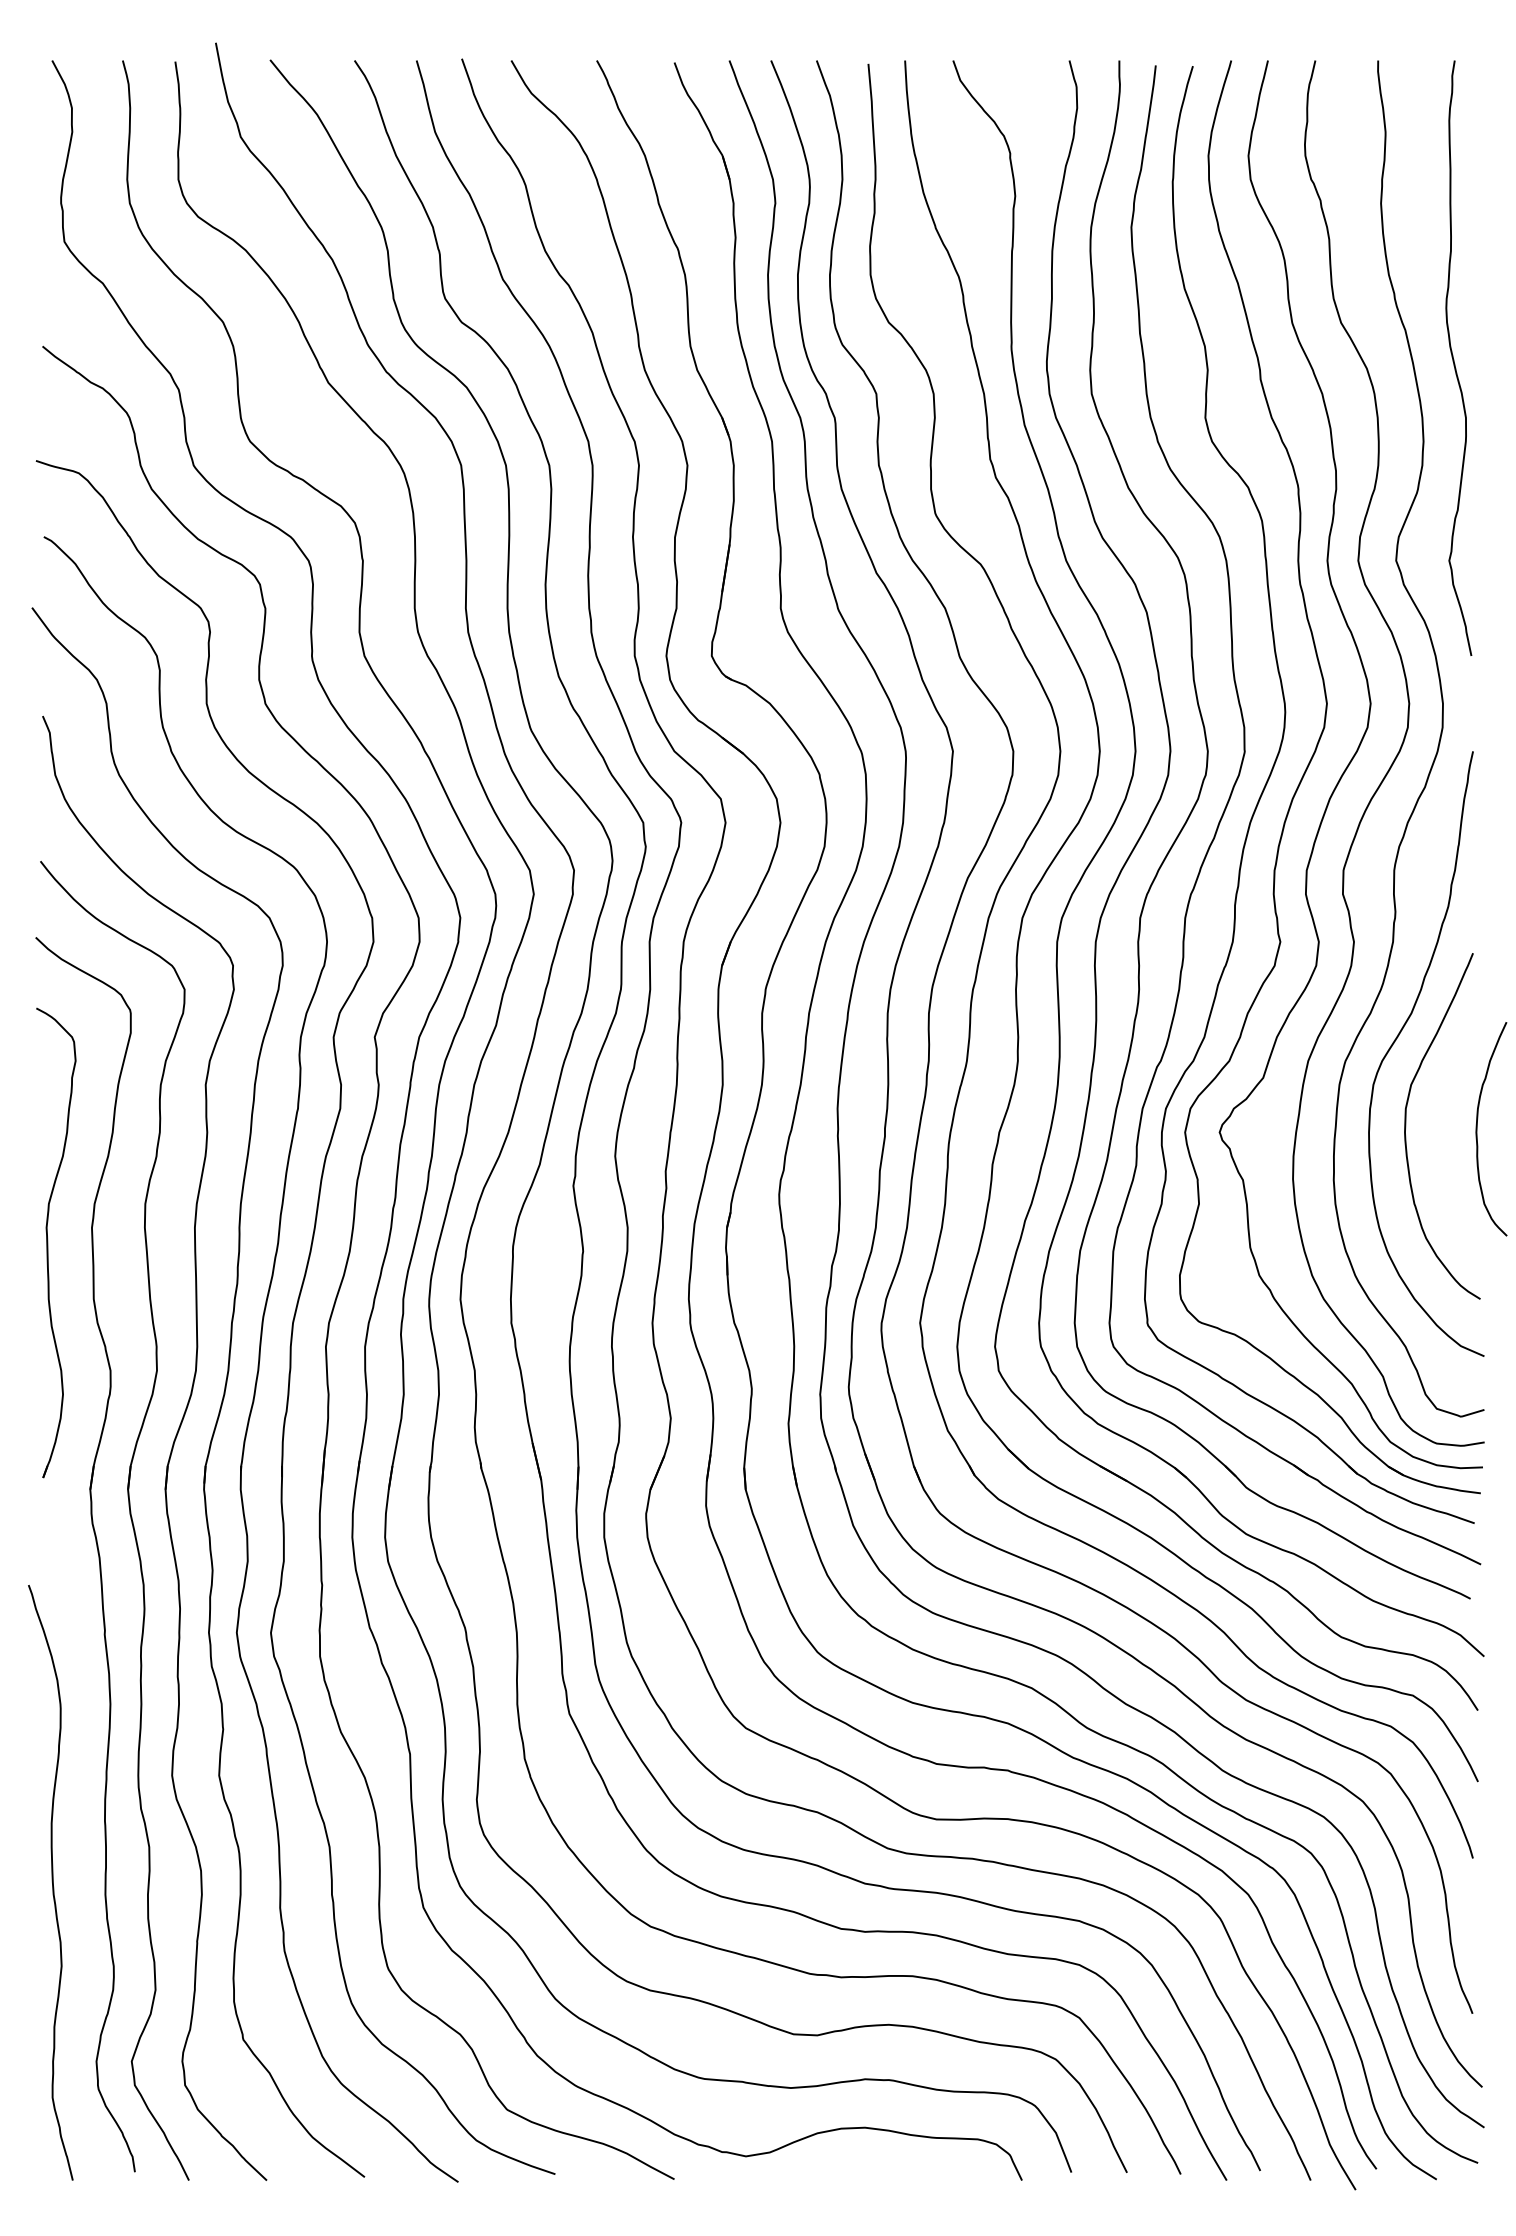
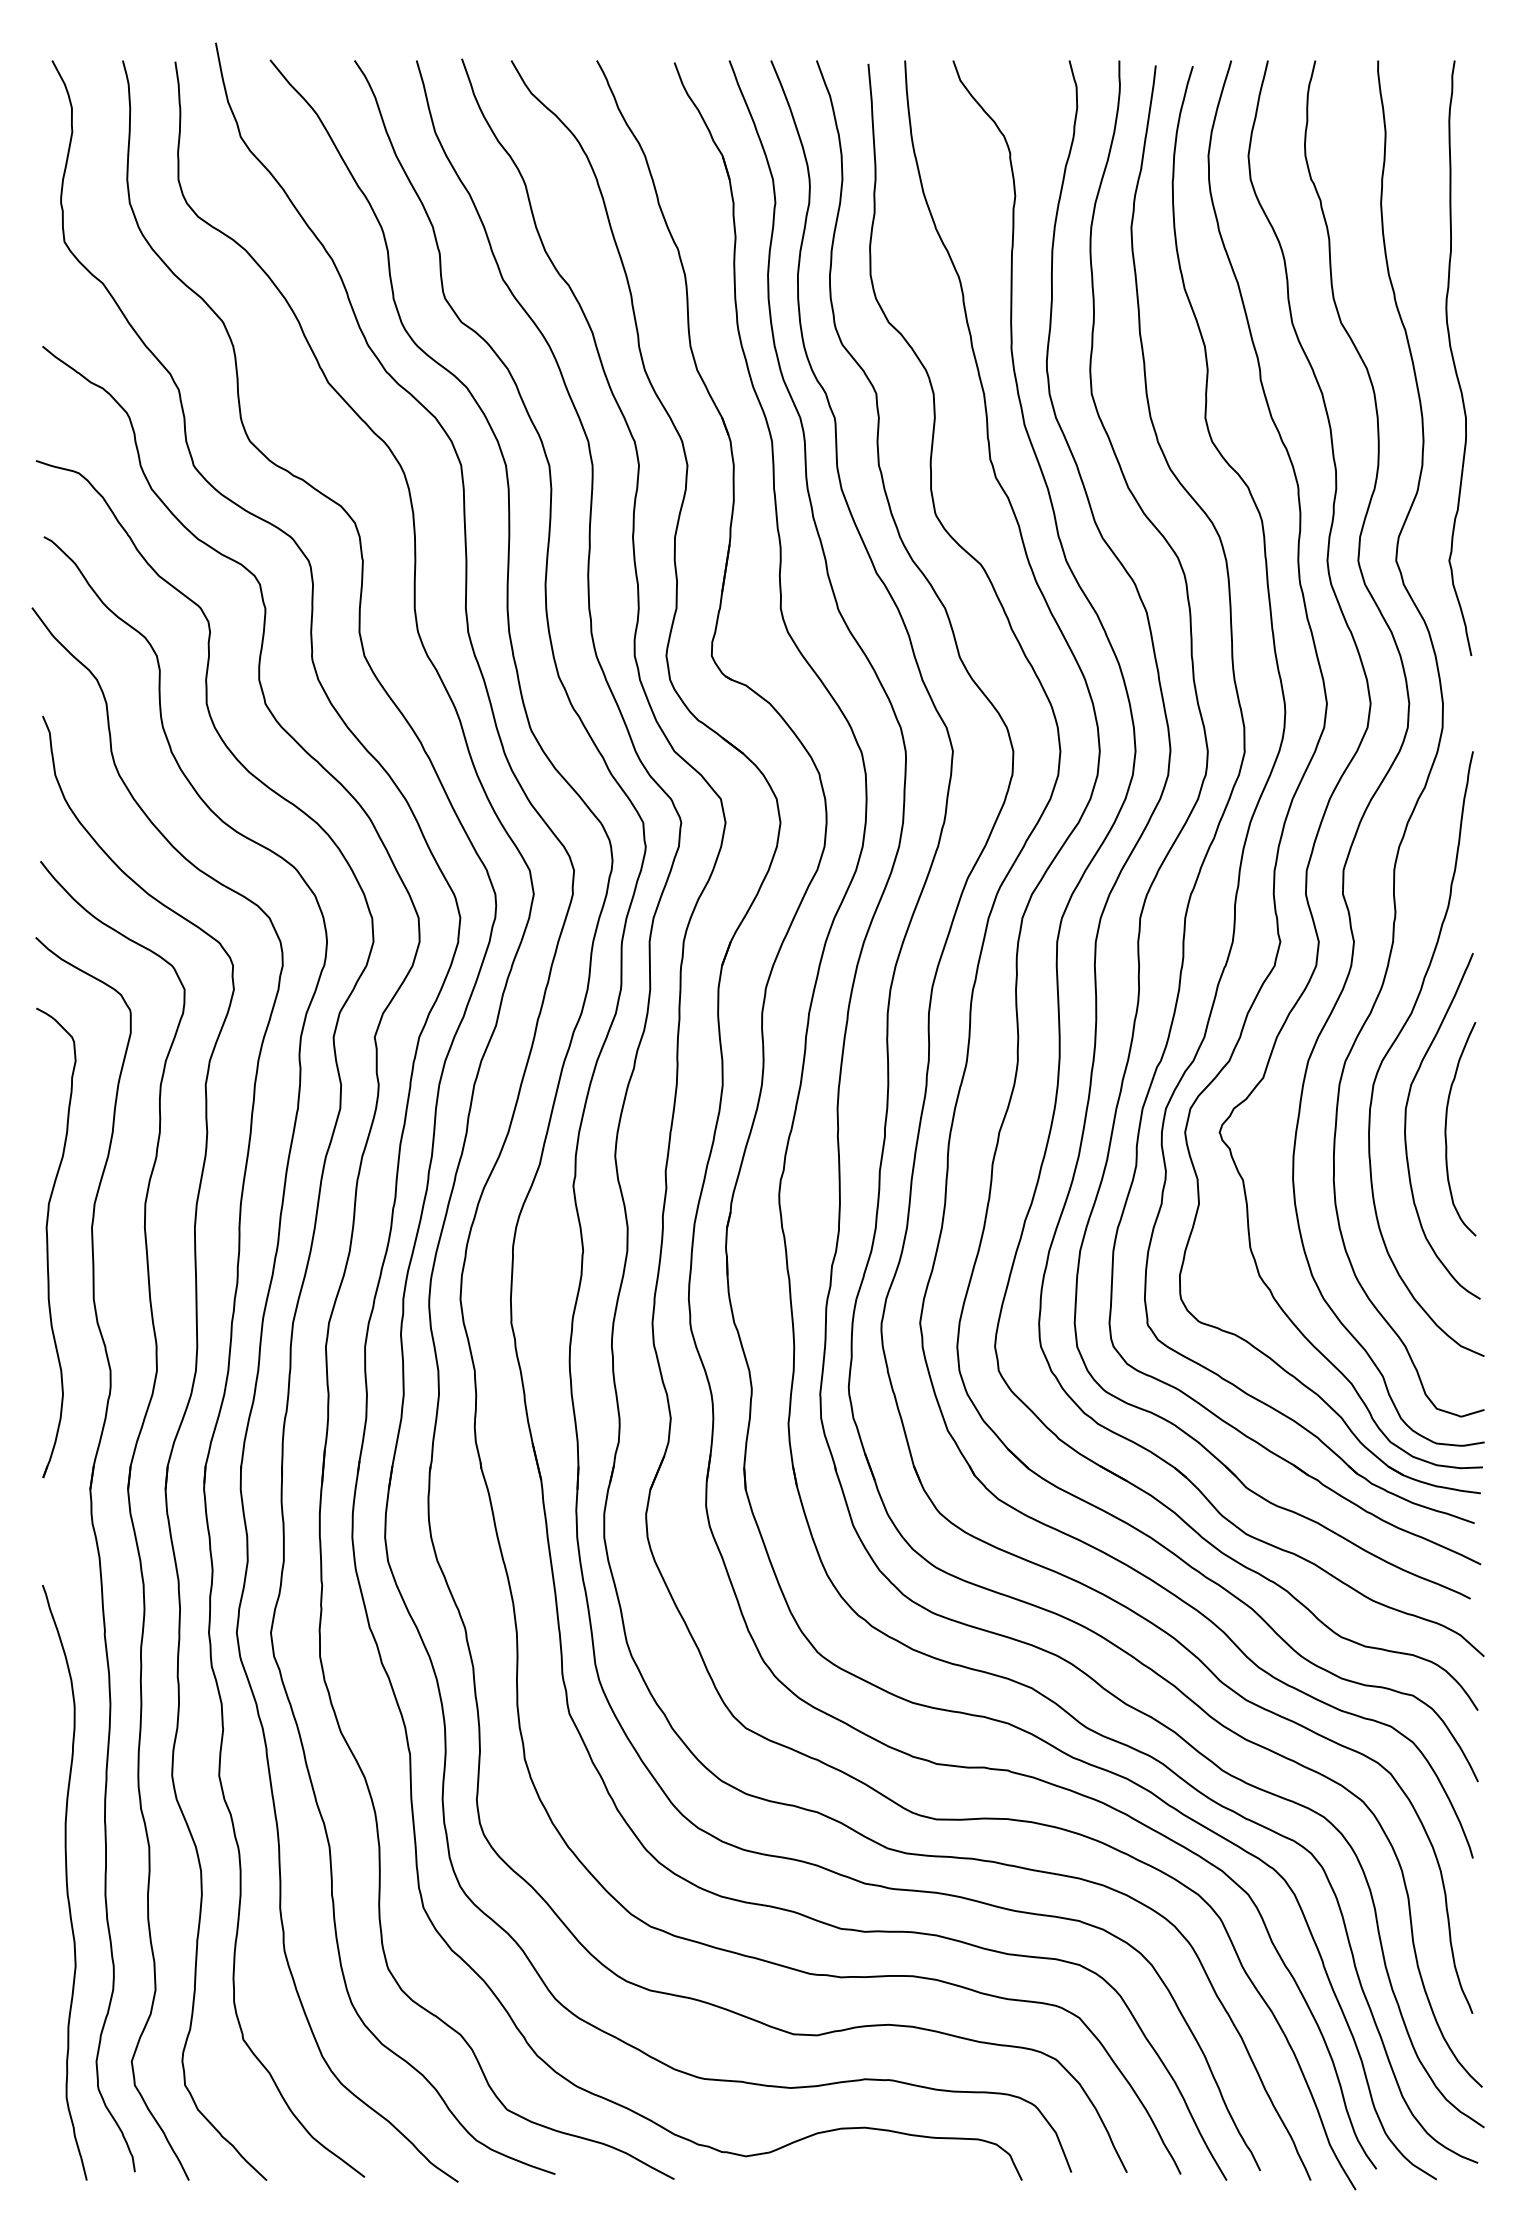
curve position: (1477, 1129) -> (1446, 1129) (1446, 1129)
curve position: (51, 1881) -> (65, 1881) (65, 1881)
